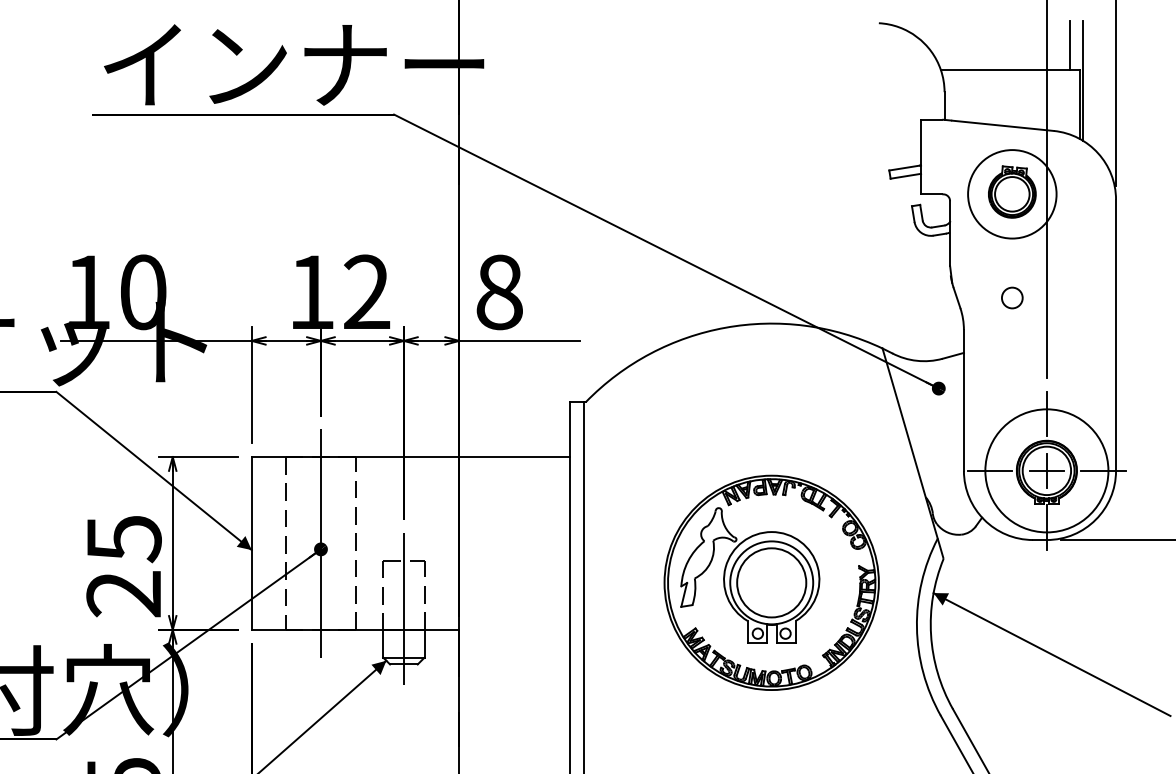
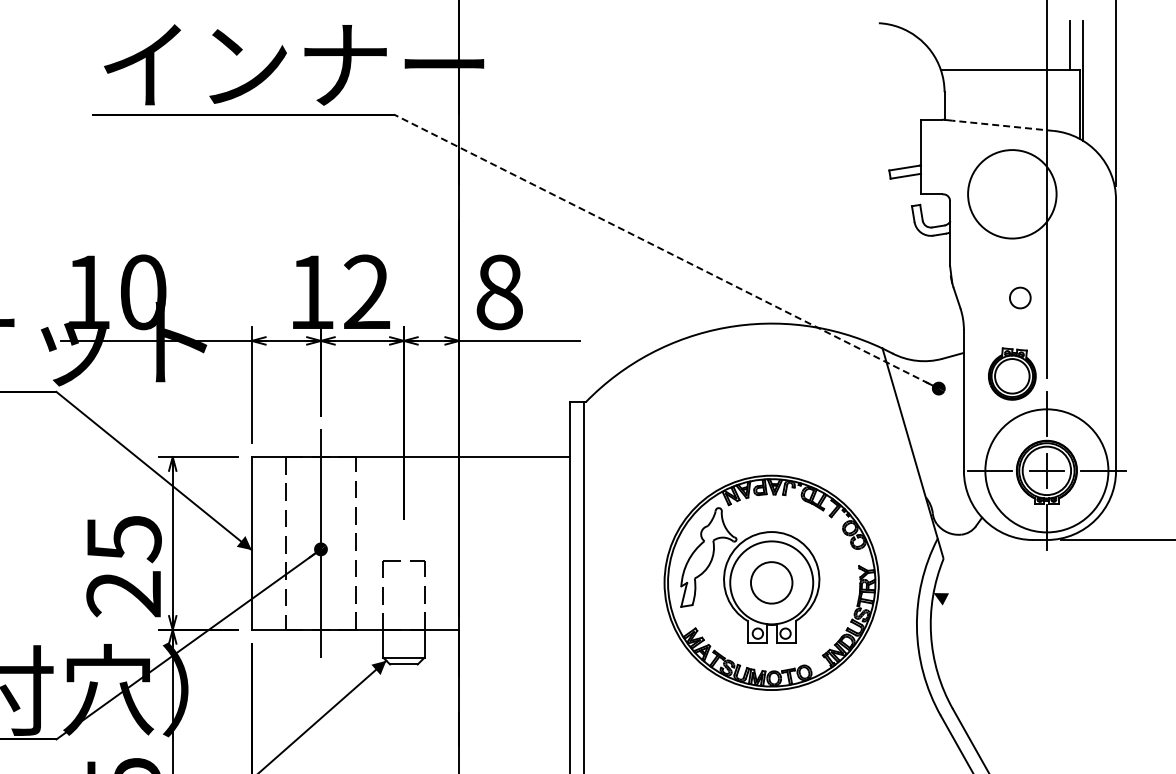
line: solid -> dashed (1002, 125)
part position: (1012, 191) -> (1012, 373) (1012, 373)
line: solid -> dashed (666, 251)
circle position: (1012, 297) -> (1020, 297) (1020, 297)
circle diameter: 69 px -> 41 px (771, 582)
line: present -> none (403, 609)
line: present -> none (1051, 654)
